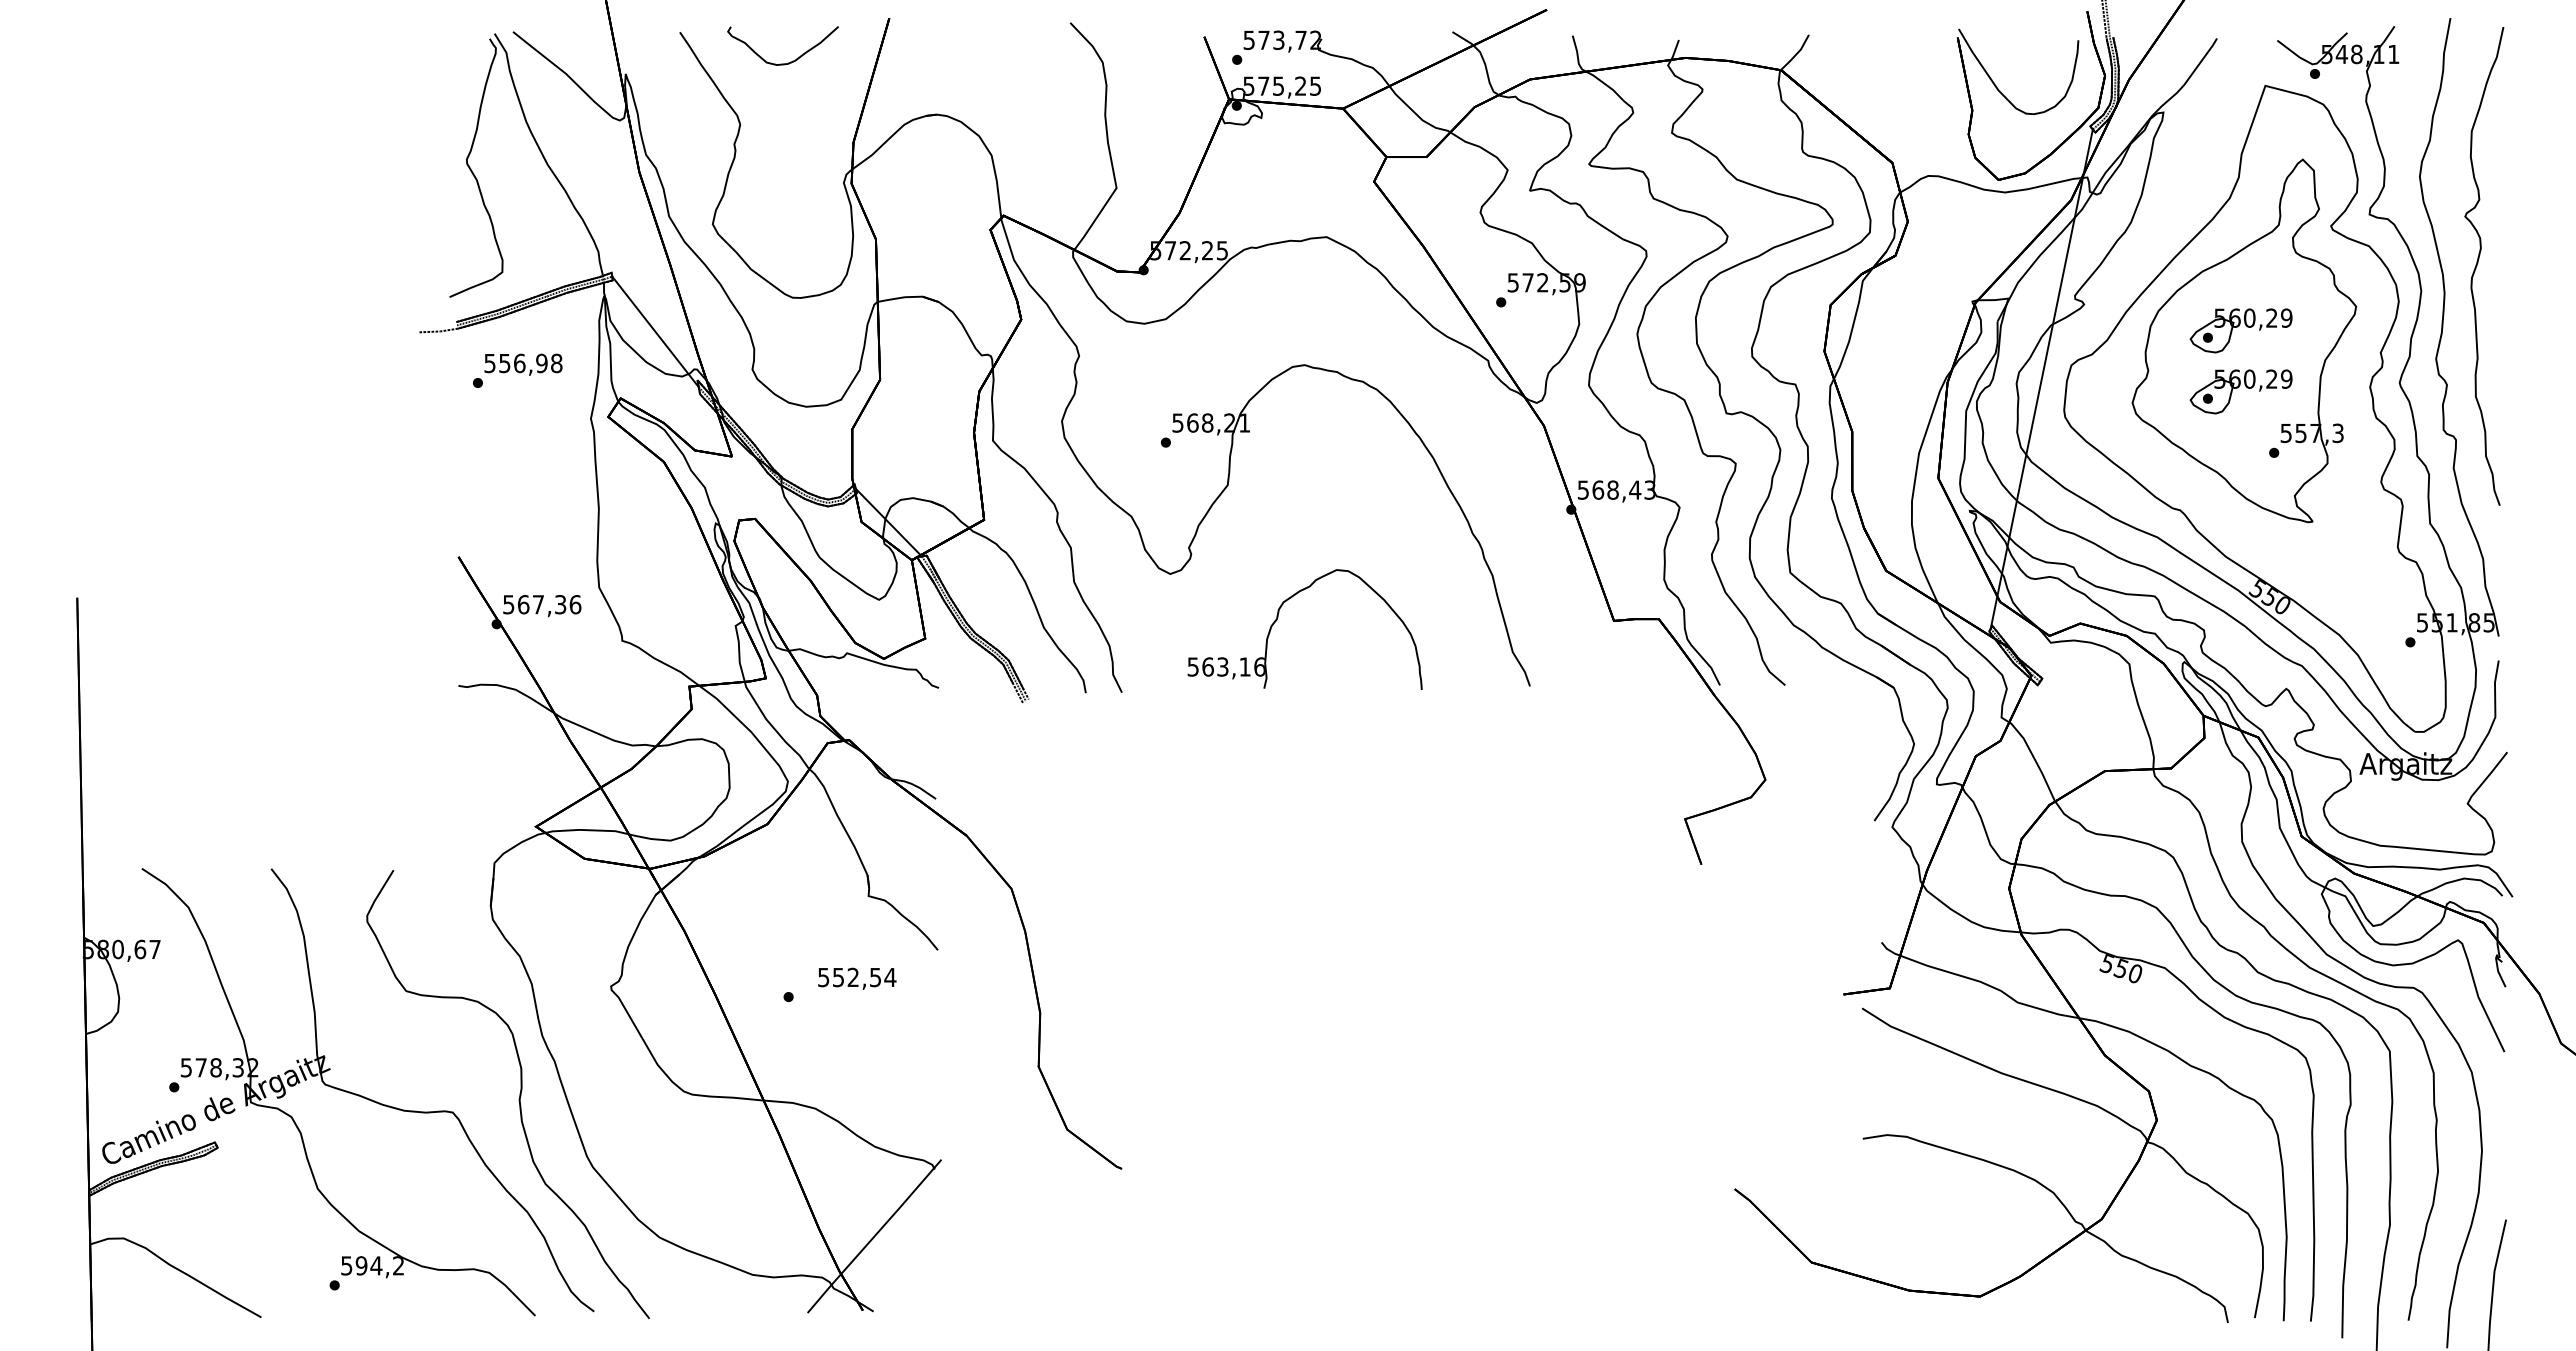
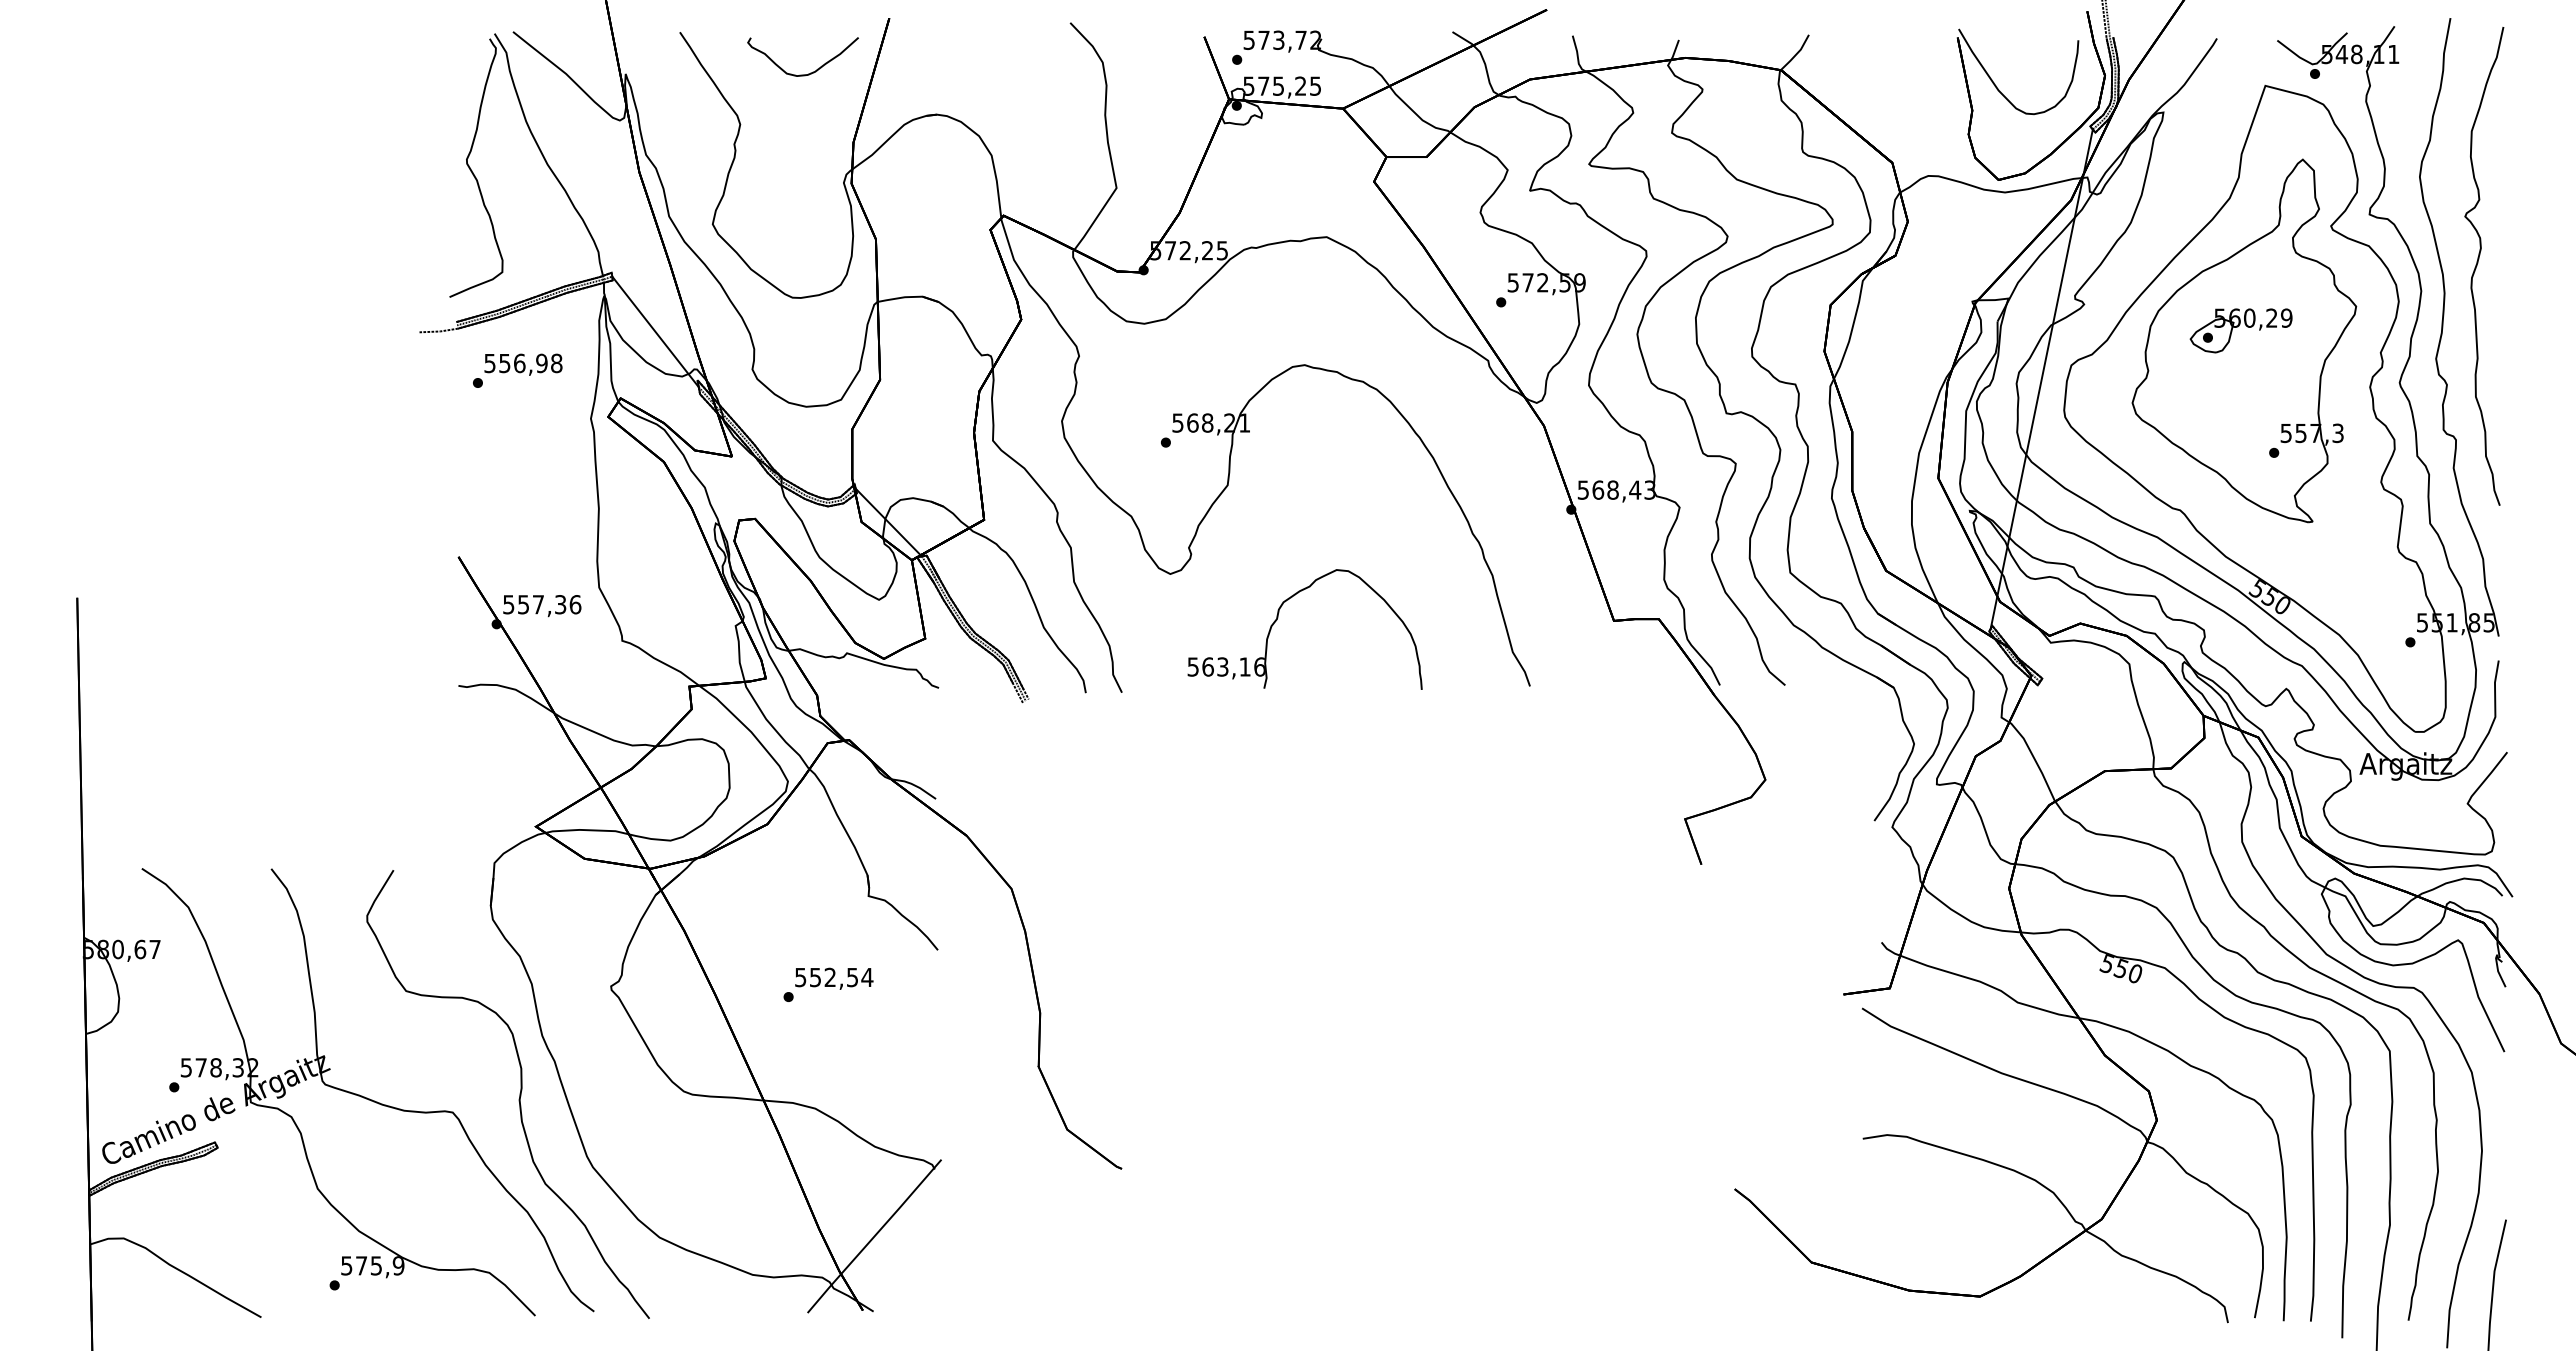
part position: (790, 61) -> (810, 72) (810, 72)
part: present -> none (2240, 391)
text: 567,36 -> 557,36 (523, 604)
text position: (857, 978) -> (834, 978) (834, 978)
text: 594,2 -> 575,9 (379, 1265)
